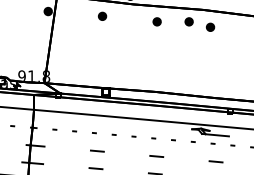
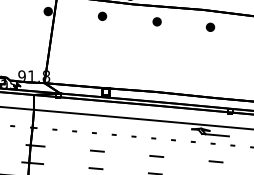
part: present -> none (188, 21)
